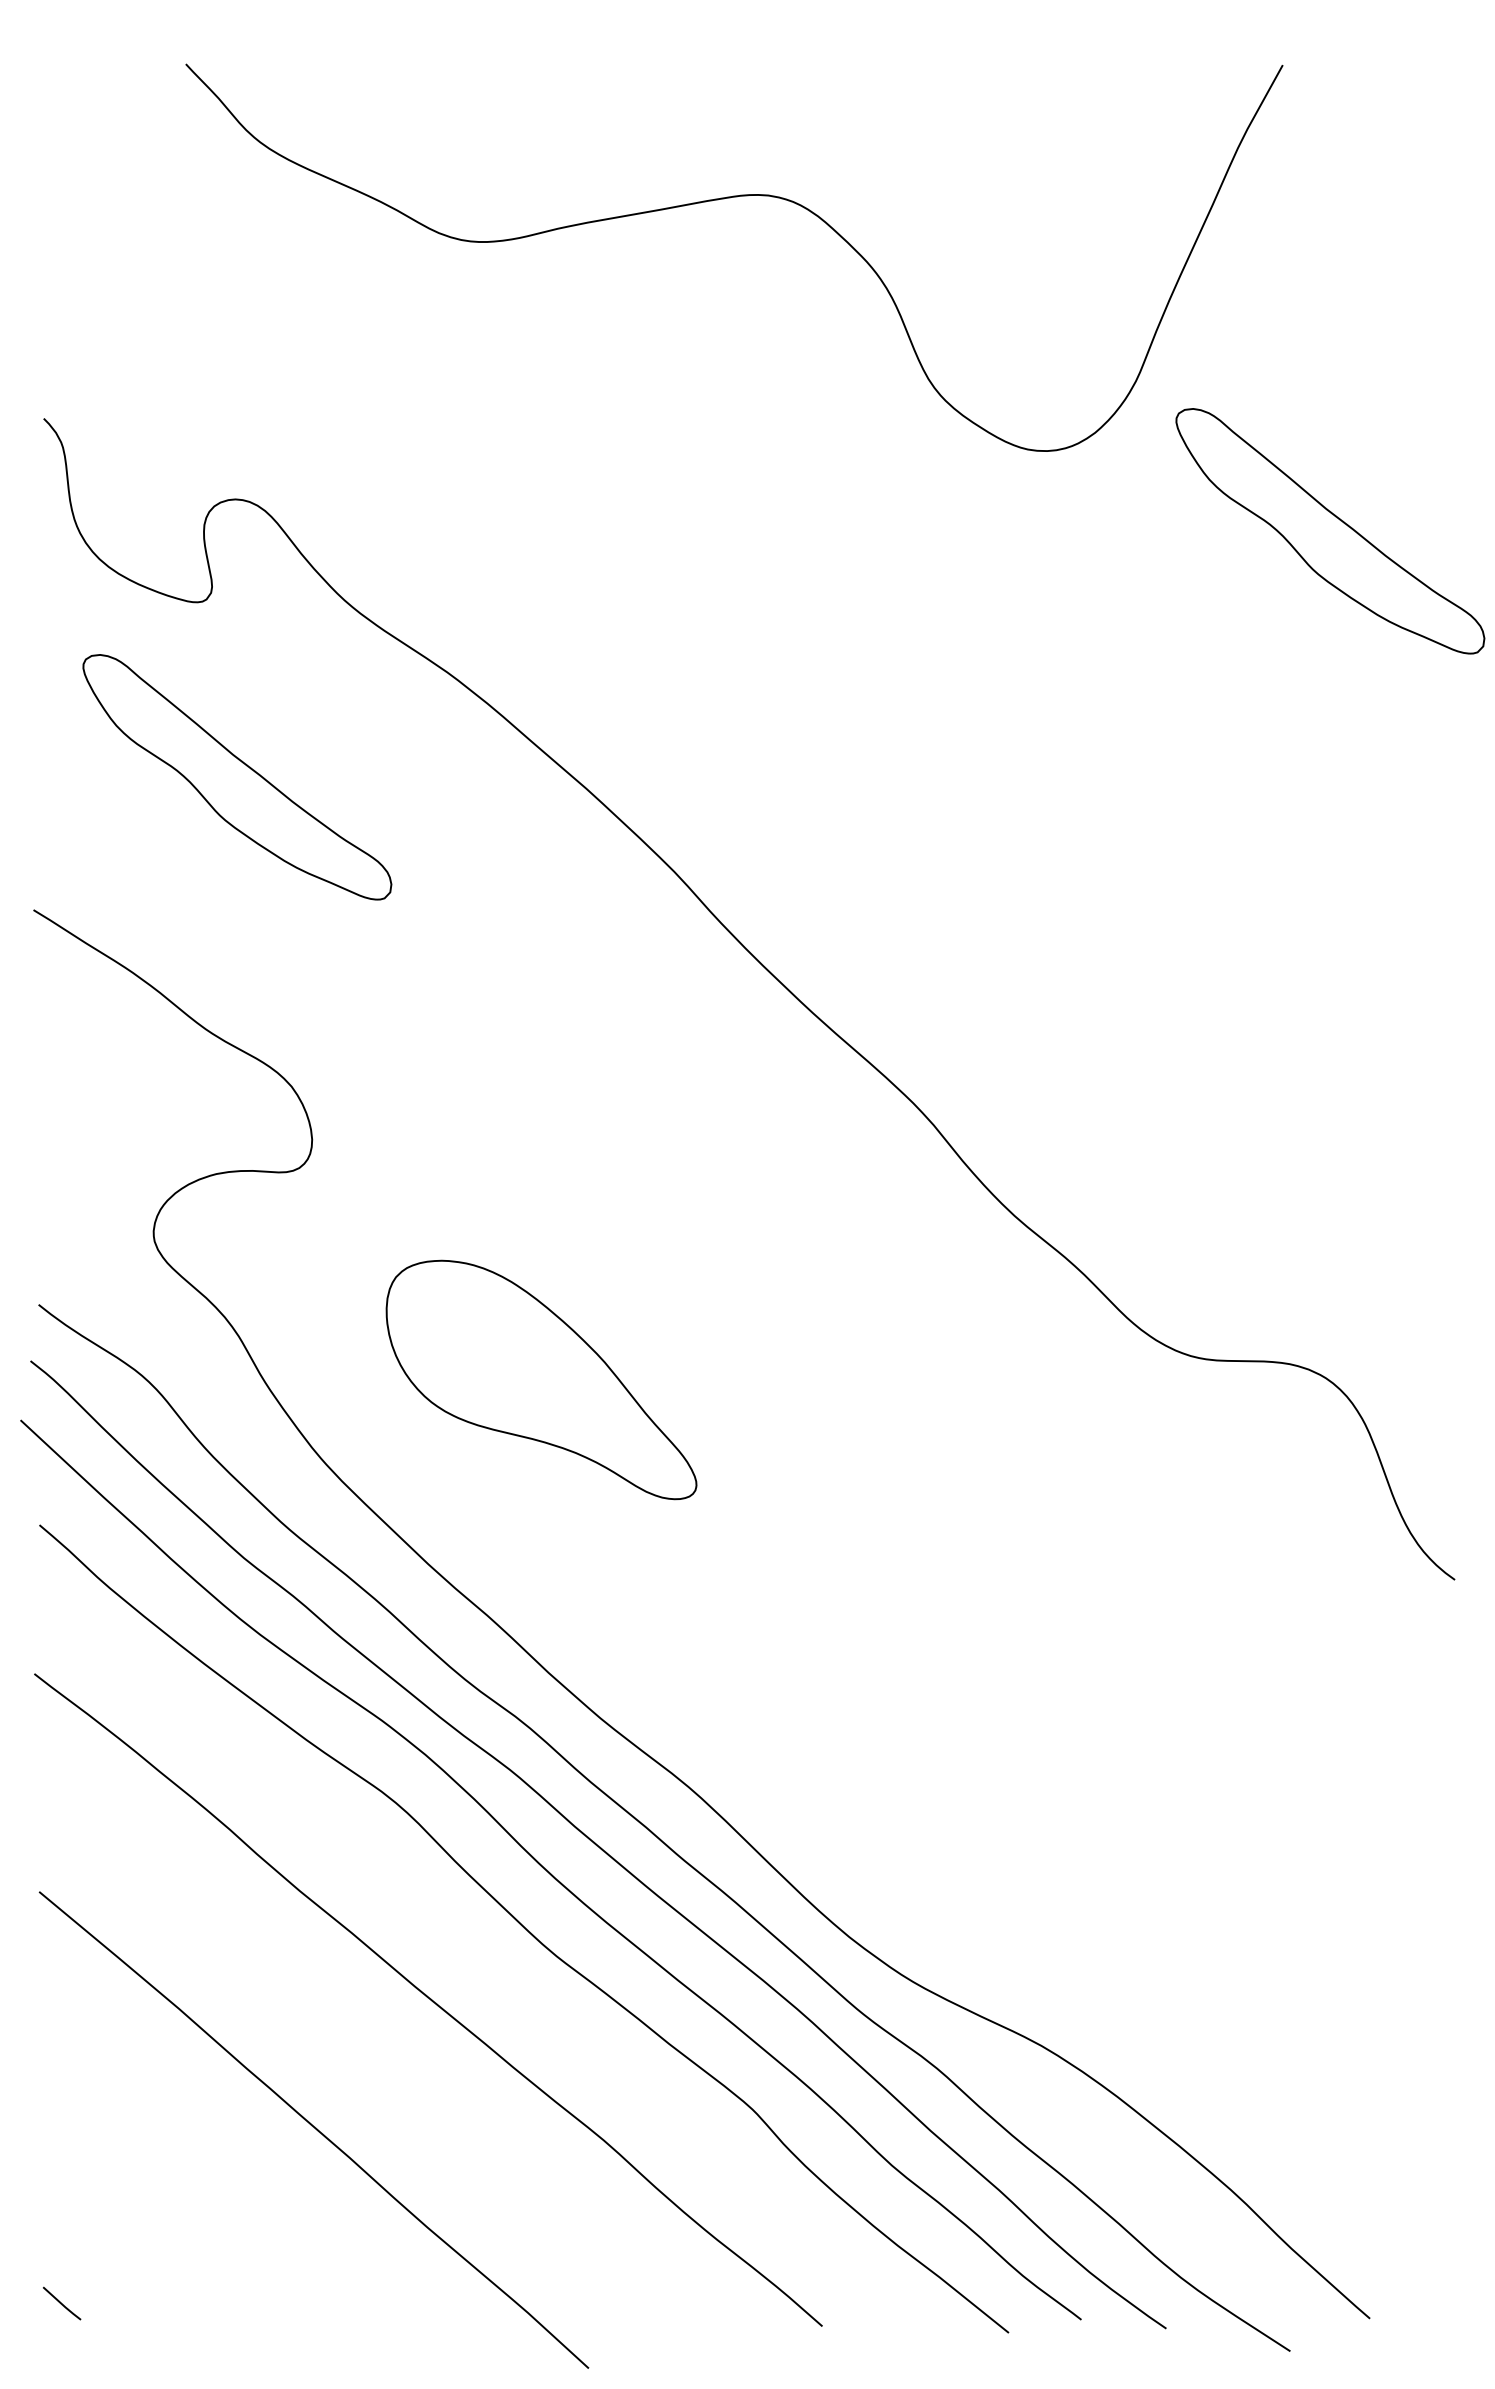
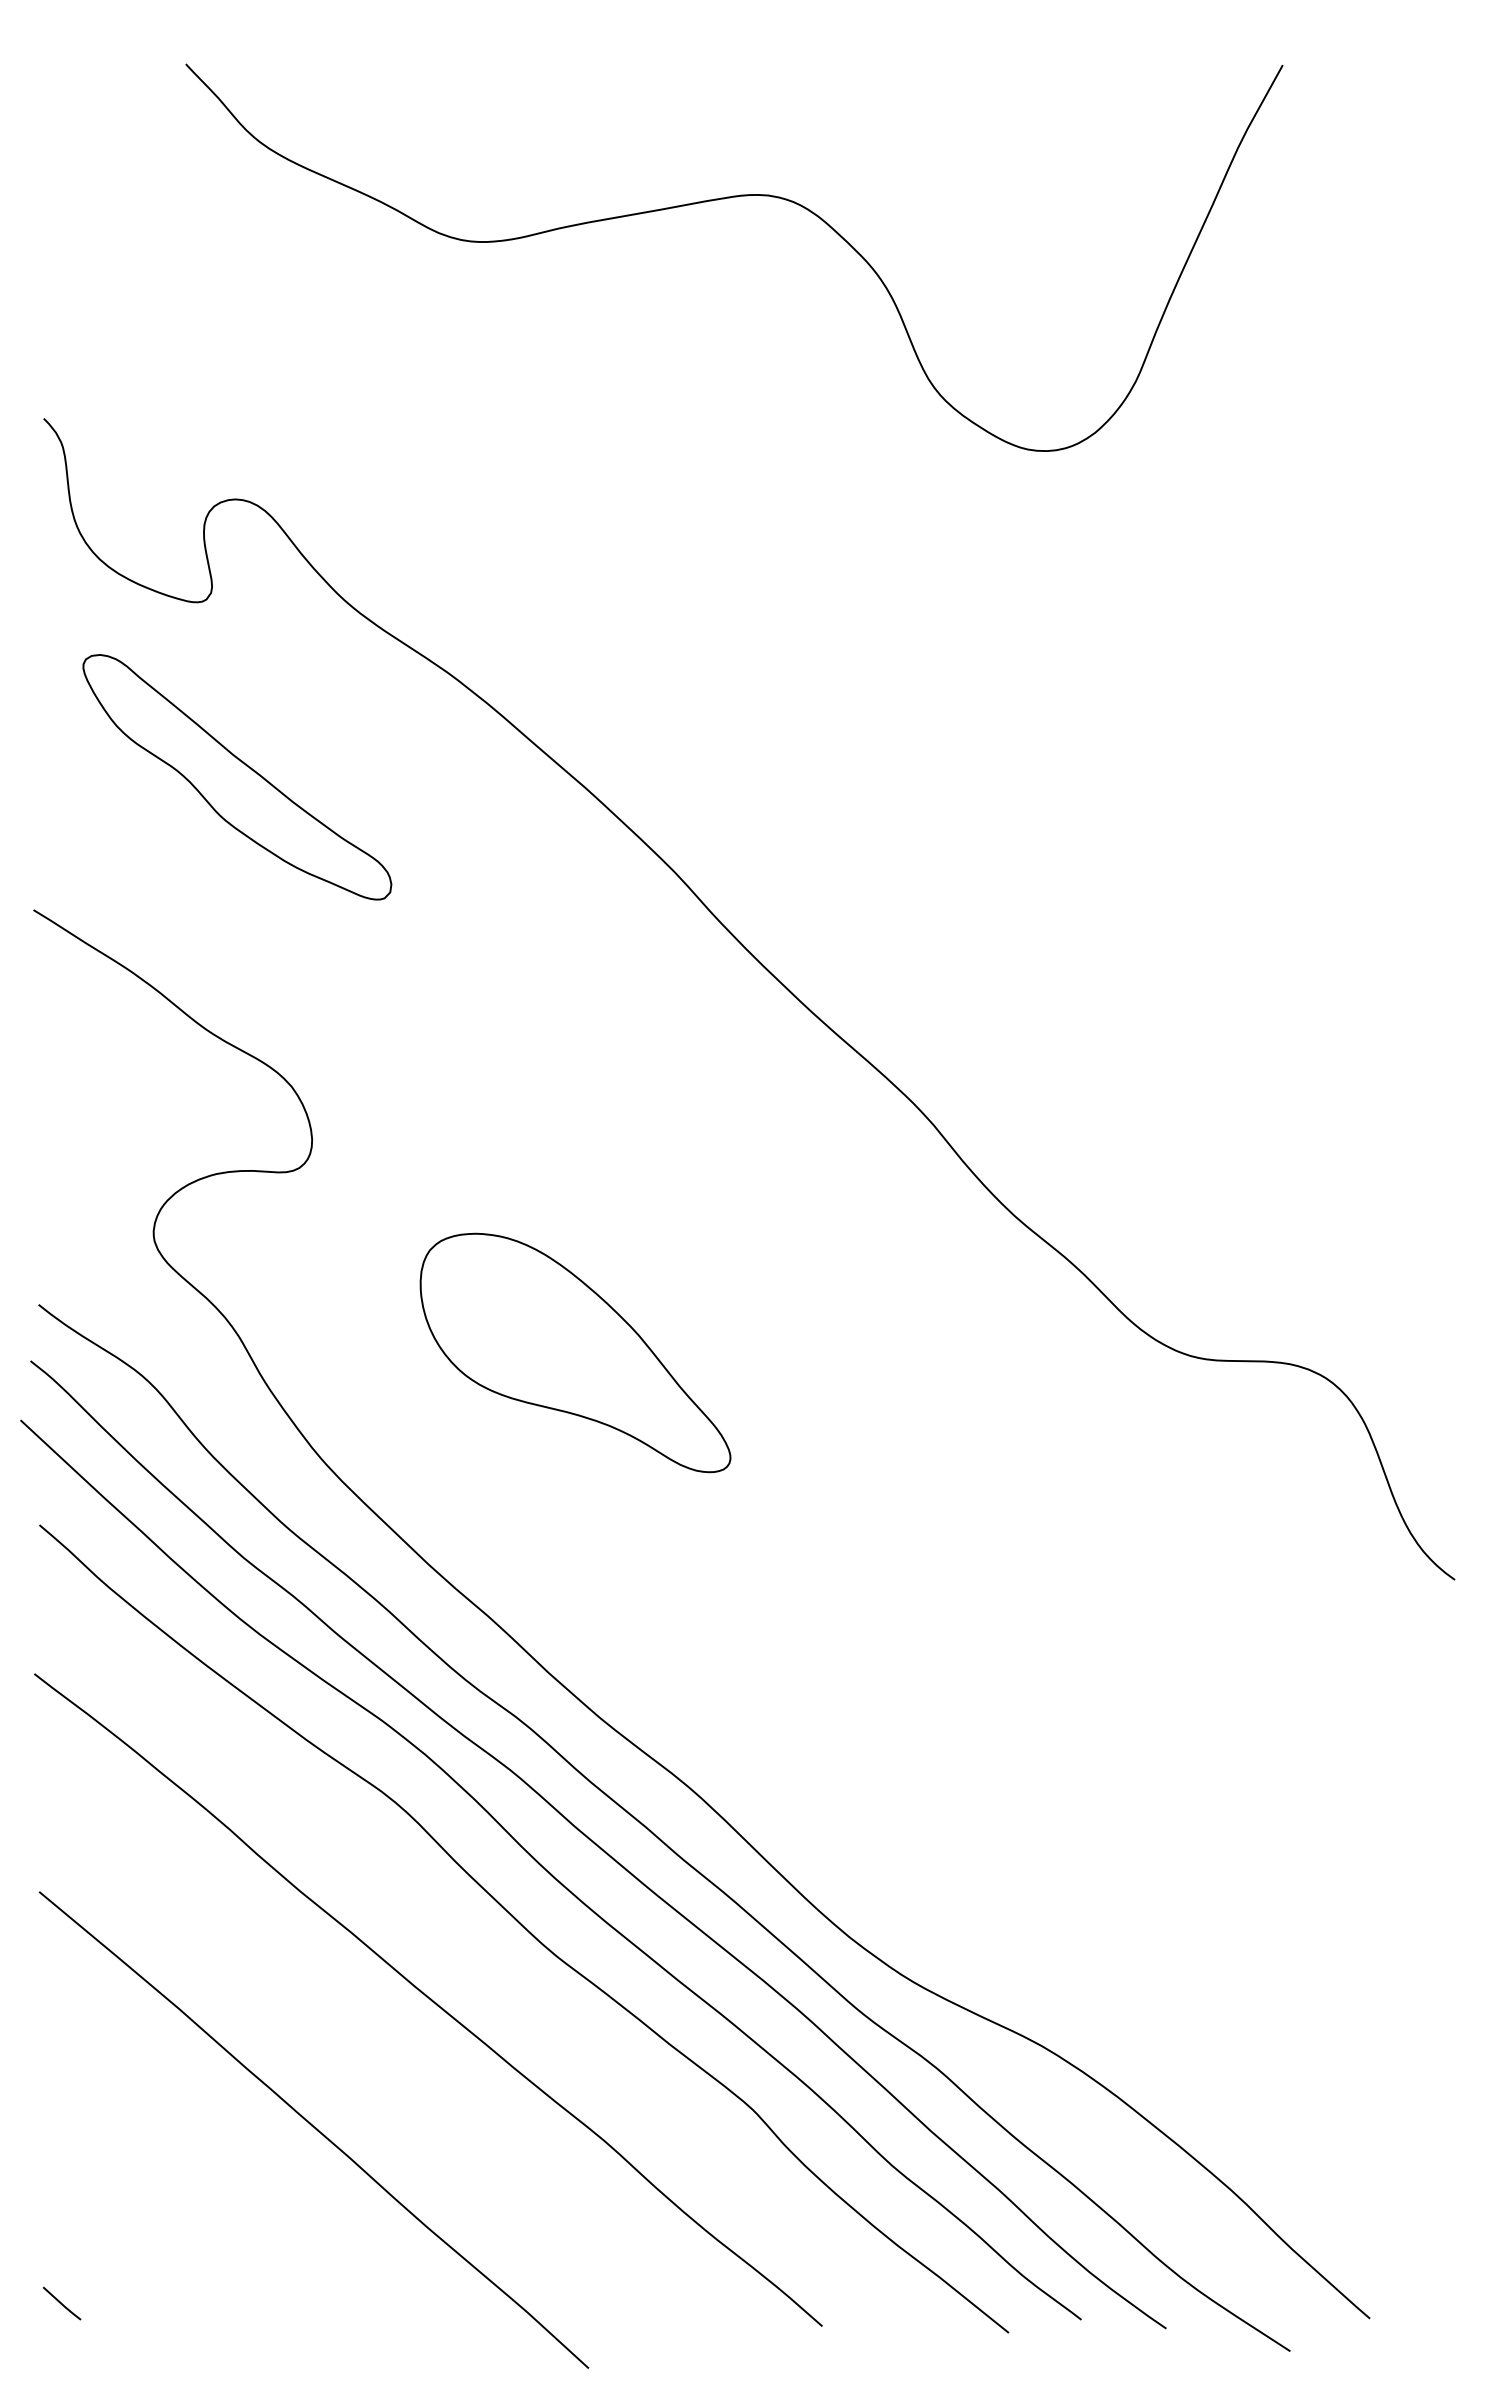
part: present -> none (1330, 531)
part position: (541, 1379) -> (575, 1352) (575, 1352)
